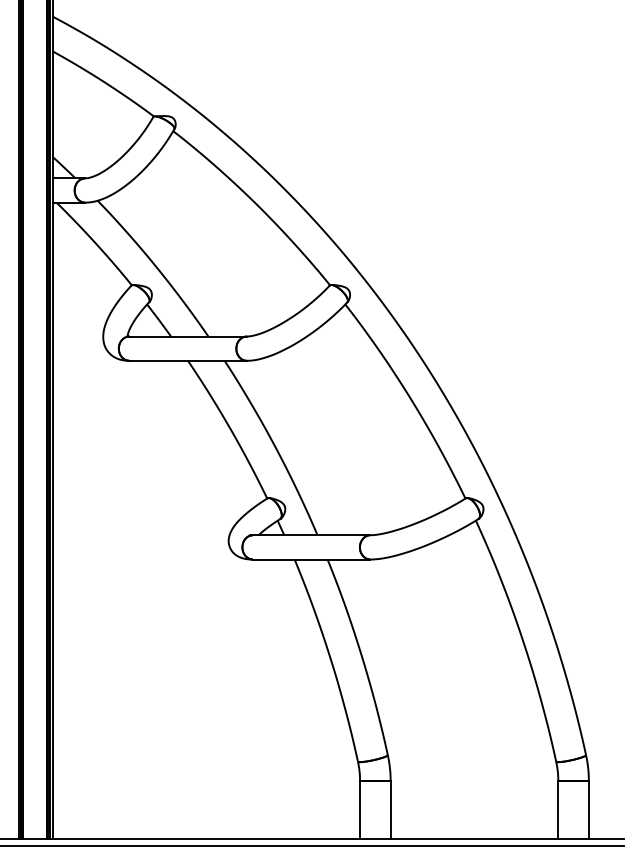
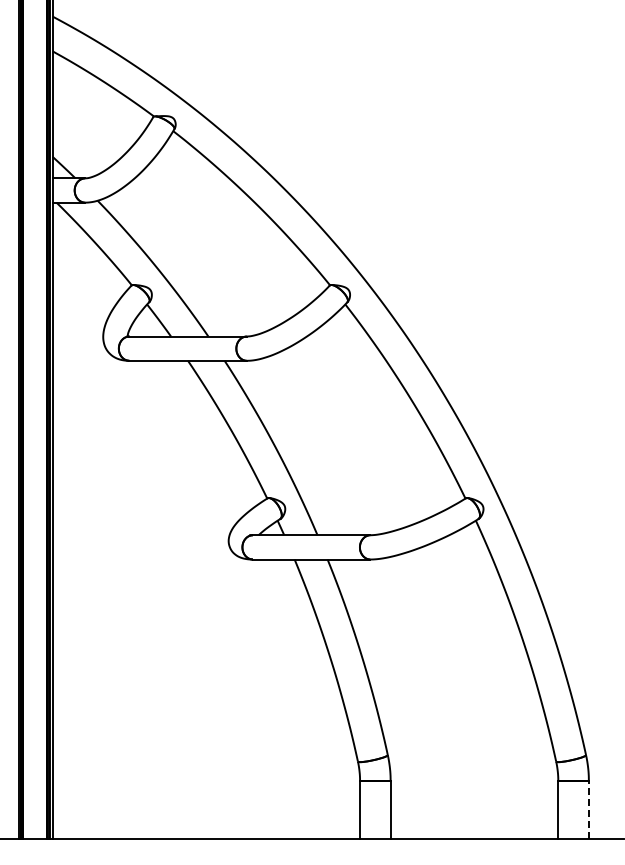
line: solid -> dashed (588, 810)
line: present -> none (311, 846)
